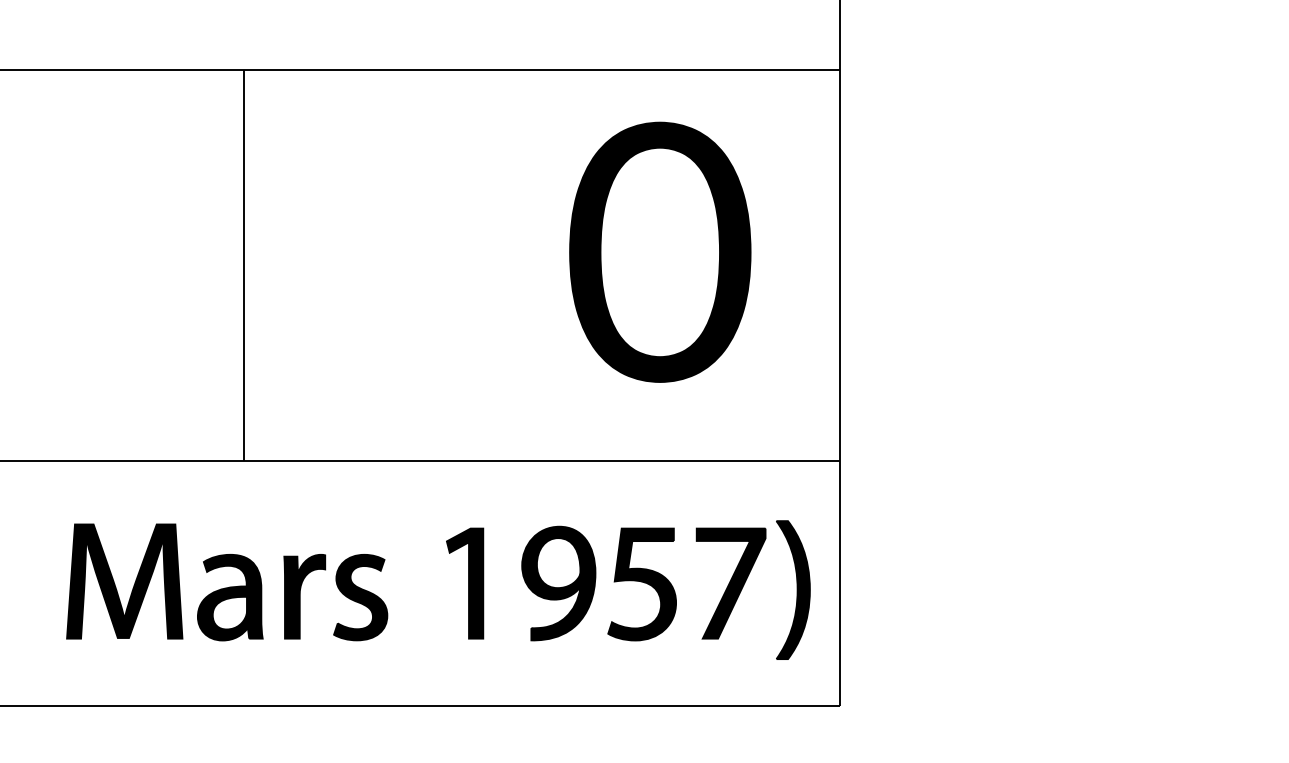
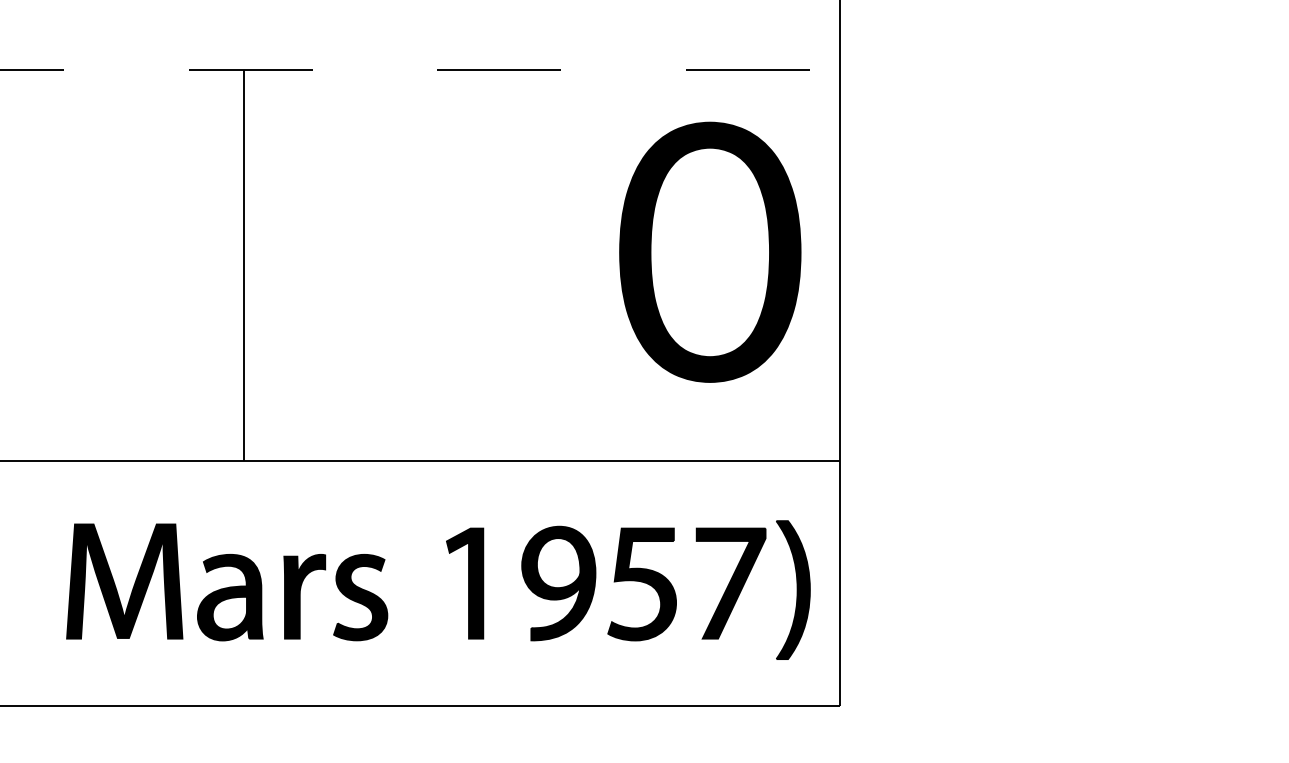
line: solid -> dashed (420, 69)
text position: (660, 251) -> (710, 251) (710, 251)
